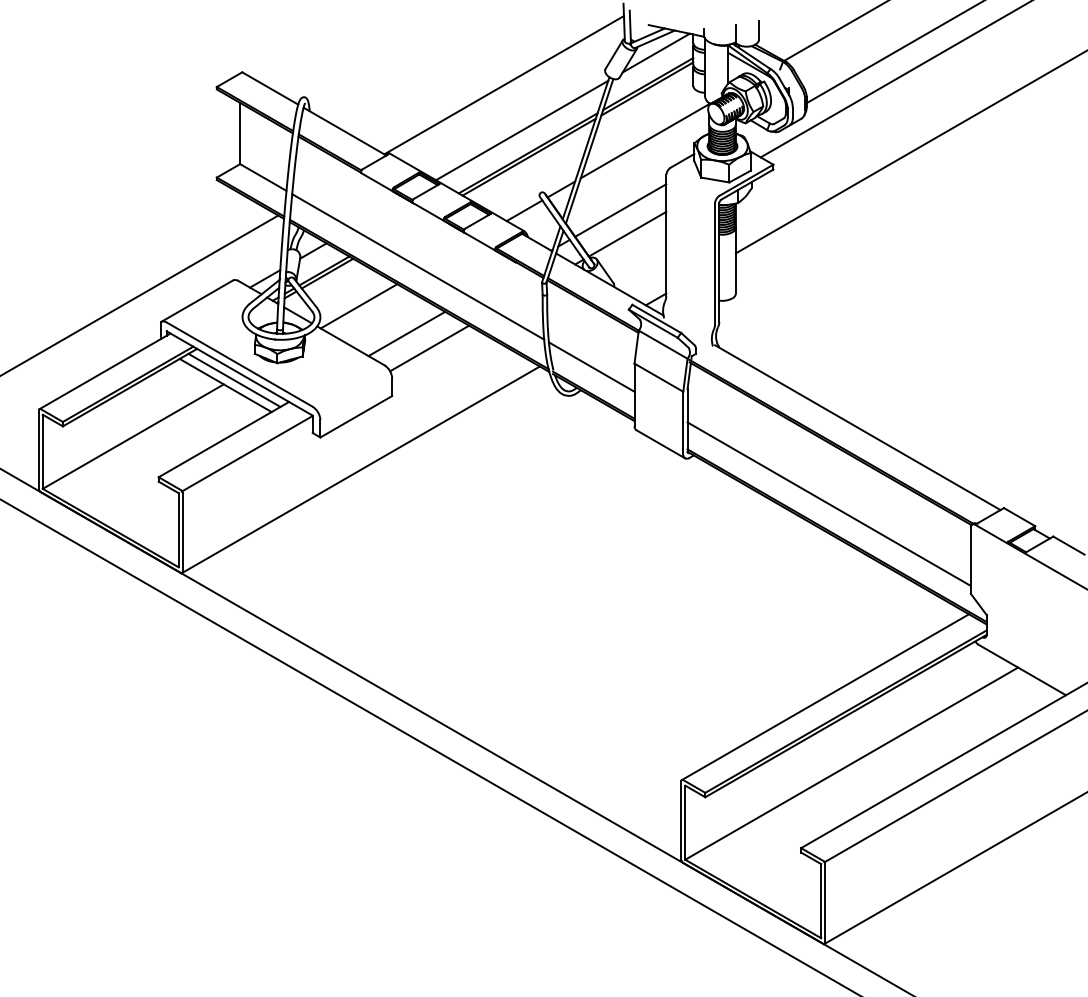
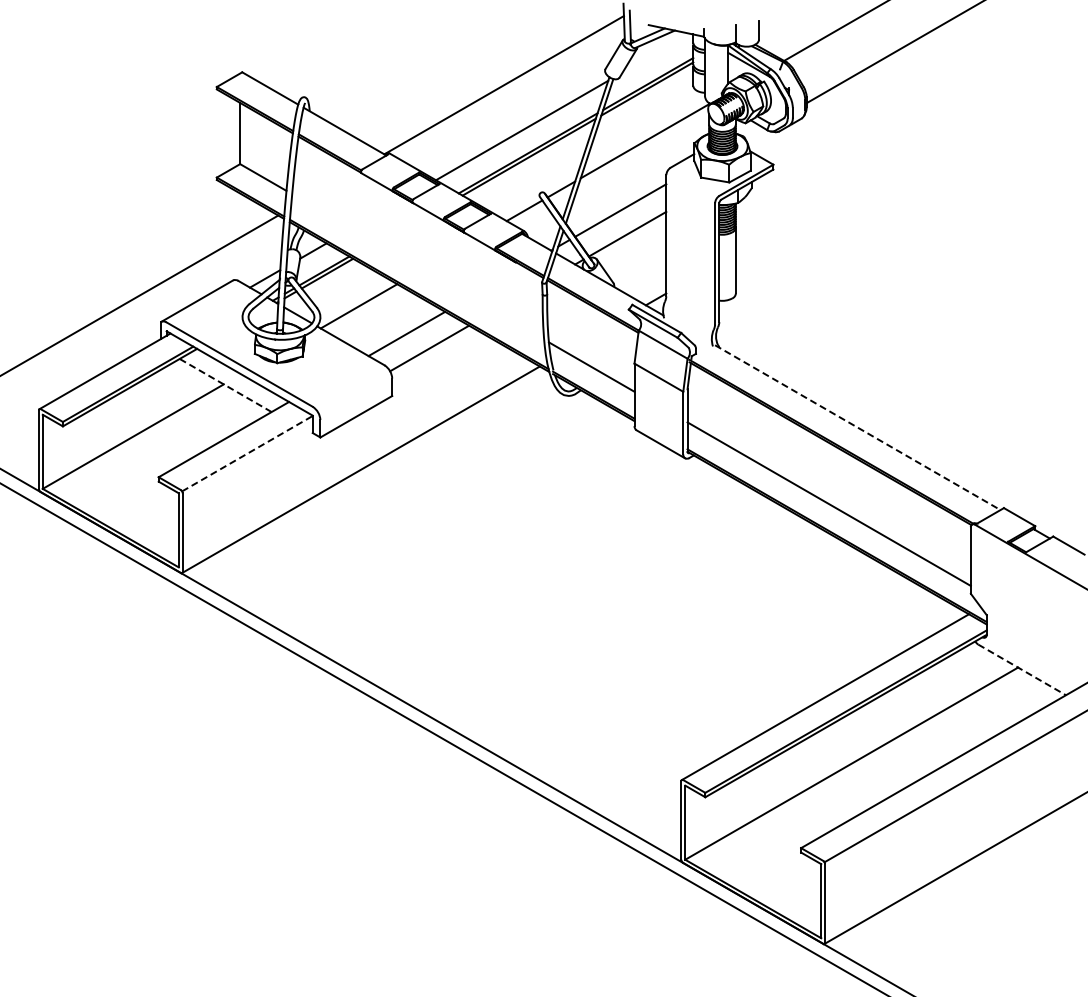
line: present -> none (655, 52)
line: present -> none (894, 79)
line: present -> none (909, 152)
line: present -> none (418, 266)
line: present -> none (234, 379)
line: solid -> dashed (225, 385)
line: solid -> dashed (857, 427)
line: solid -> dashed (247, 453)
line: solid -> dashed (1022, 669)
line position: (429, 746) -> (443, 738) (443, 738)
